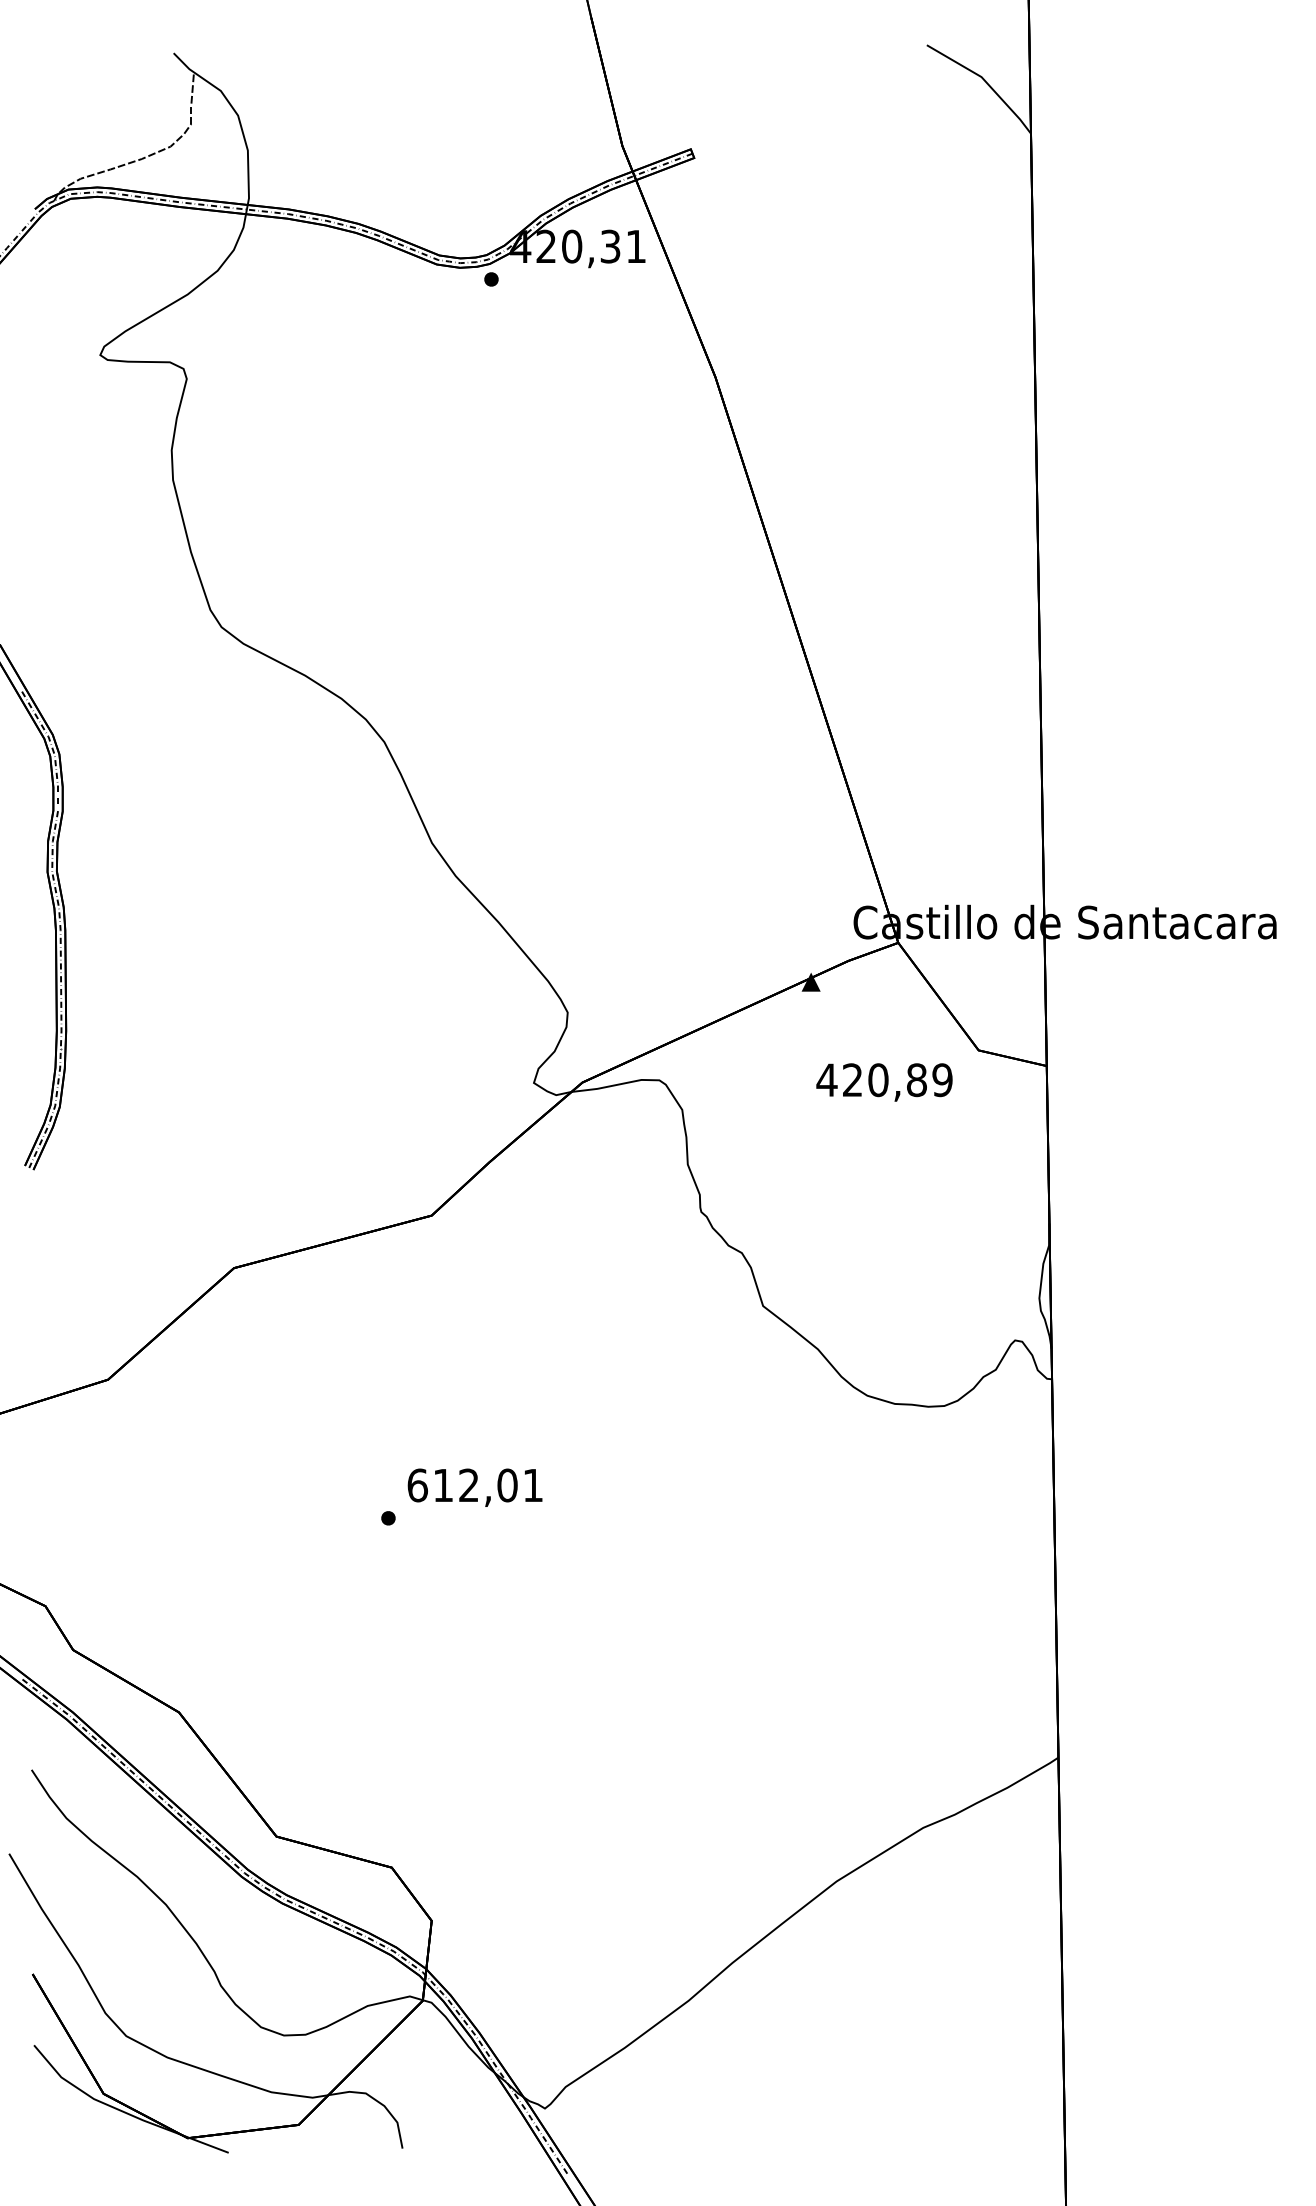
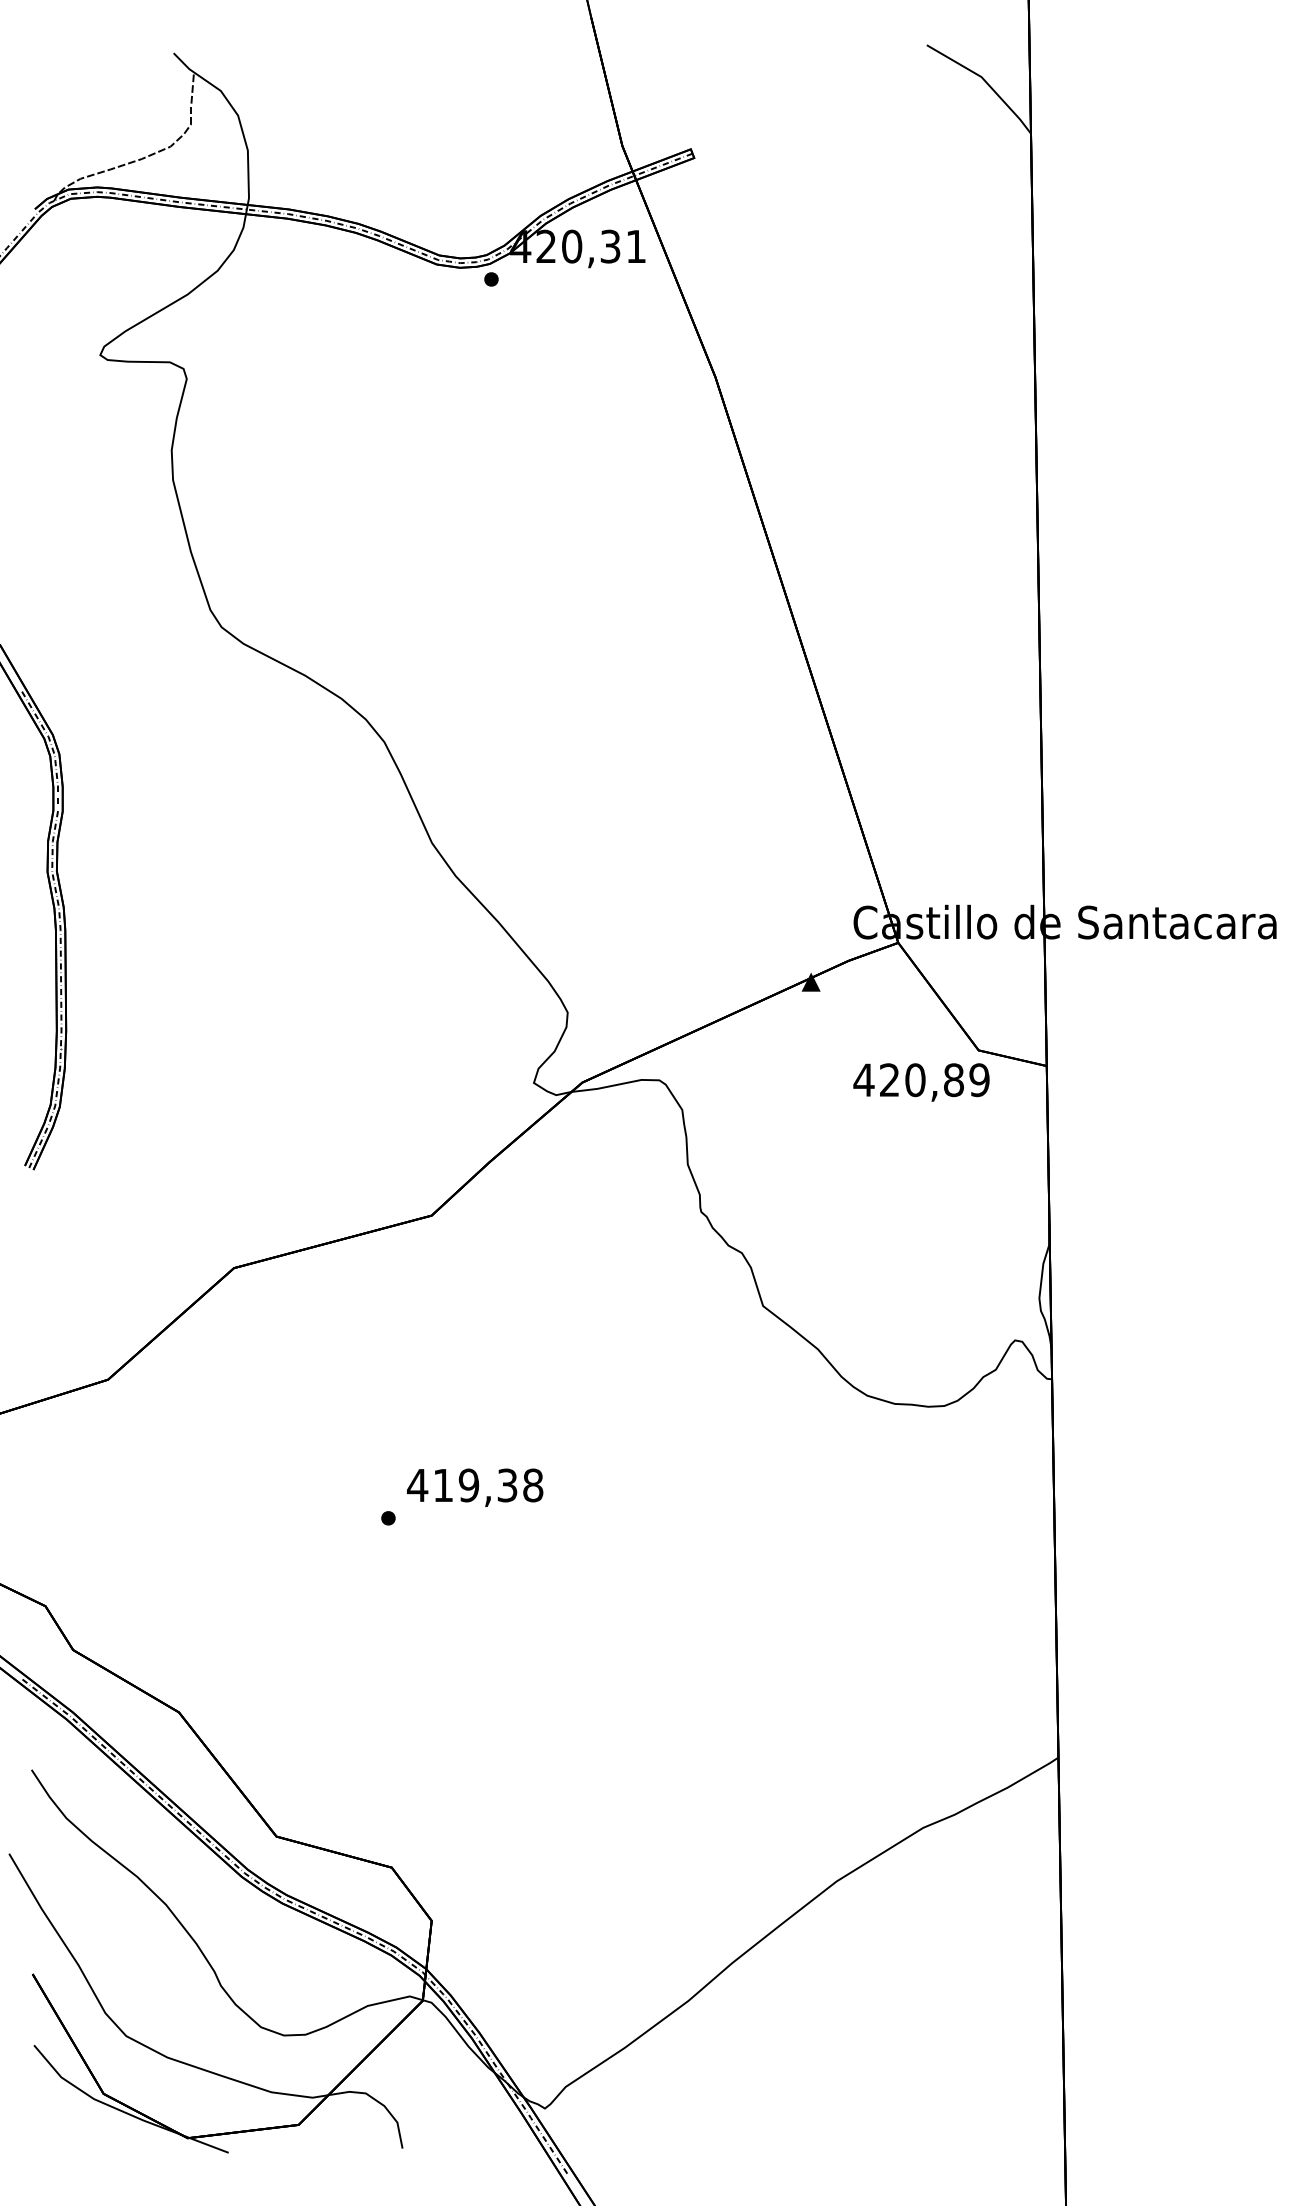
text position: (884, 1082) -> (921, 1082) (921, 1082)
text: 612,01 -> 419,38 (475, 1485)
